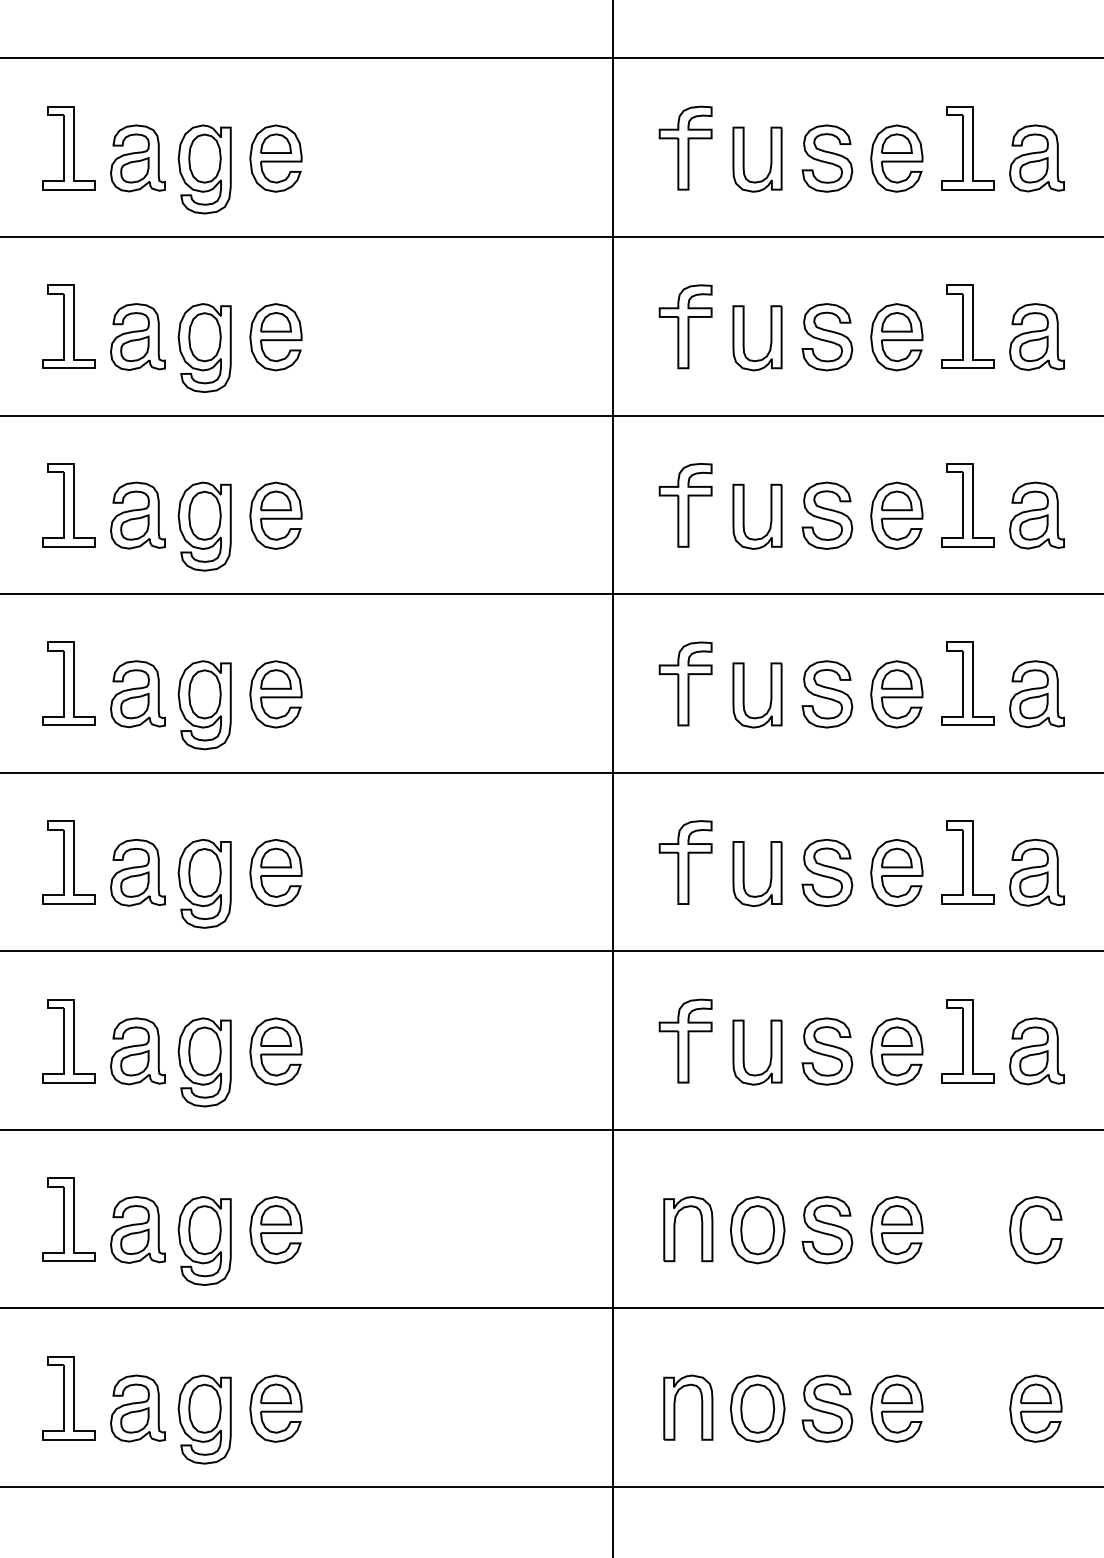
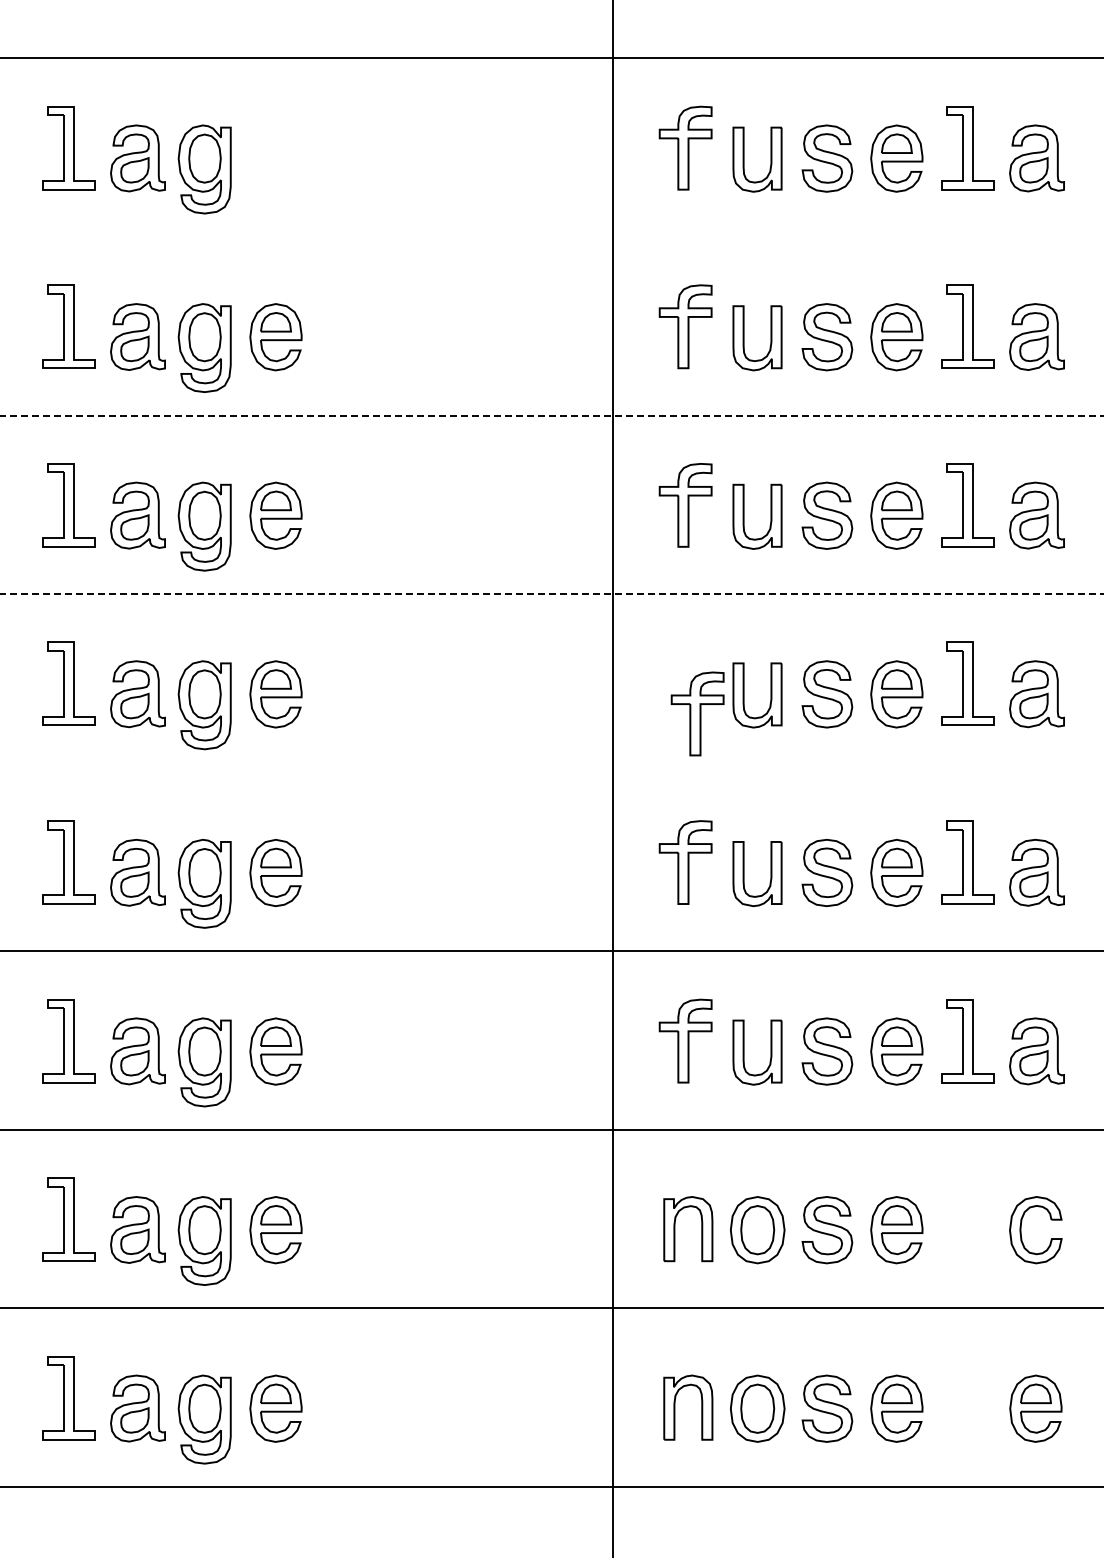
part: present -> none (275, 158)
line: present -> none (551, 236)
line: solid -> dashed (552, 415)
line: solid -> dashed (552, 594)
part position: (685, 683) -> (697, 713) (697, 713)
line: present -> none (551, 772)
